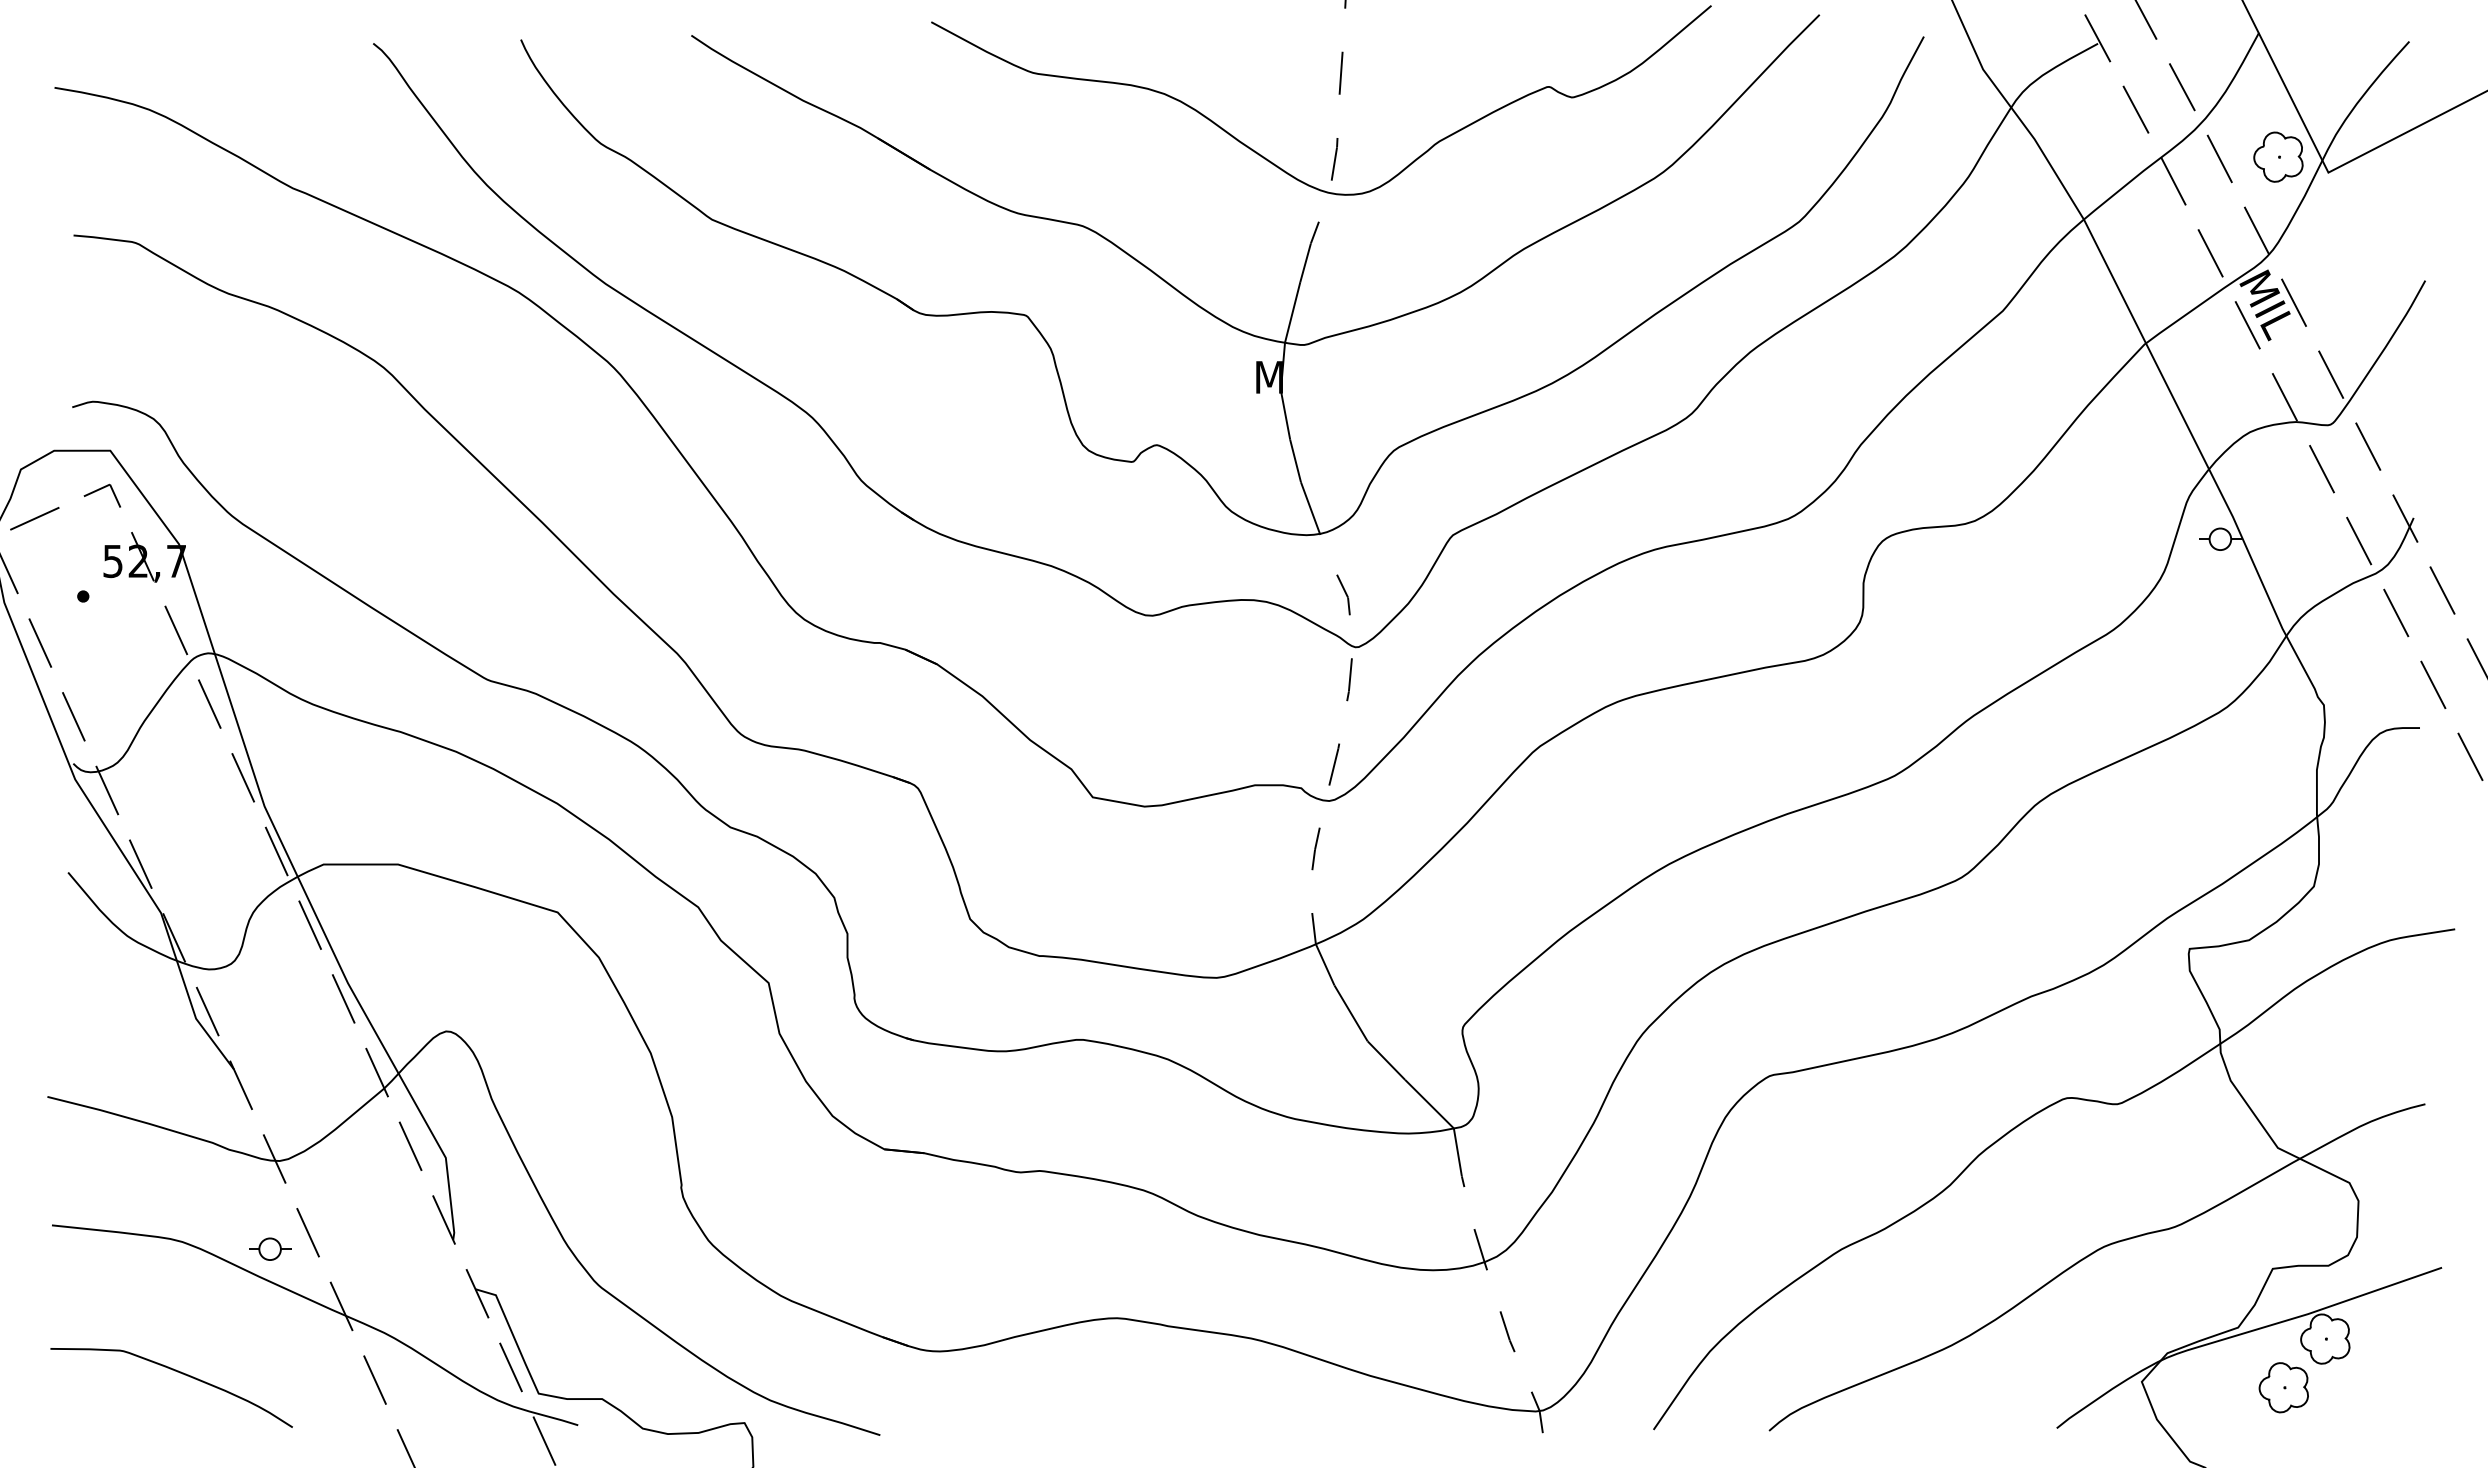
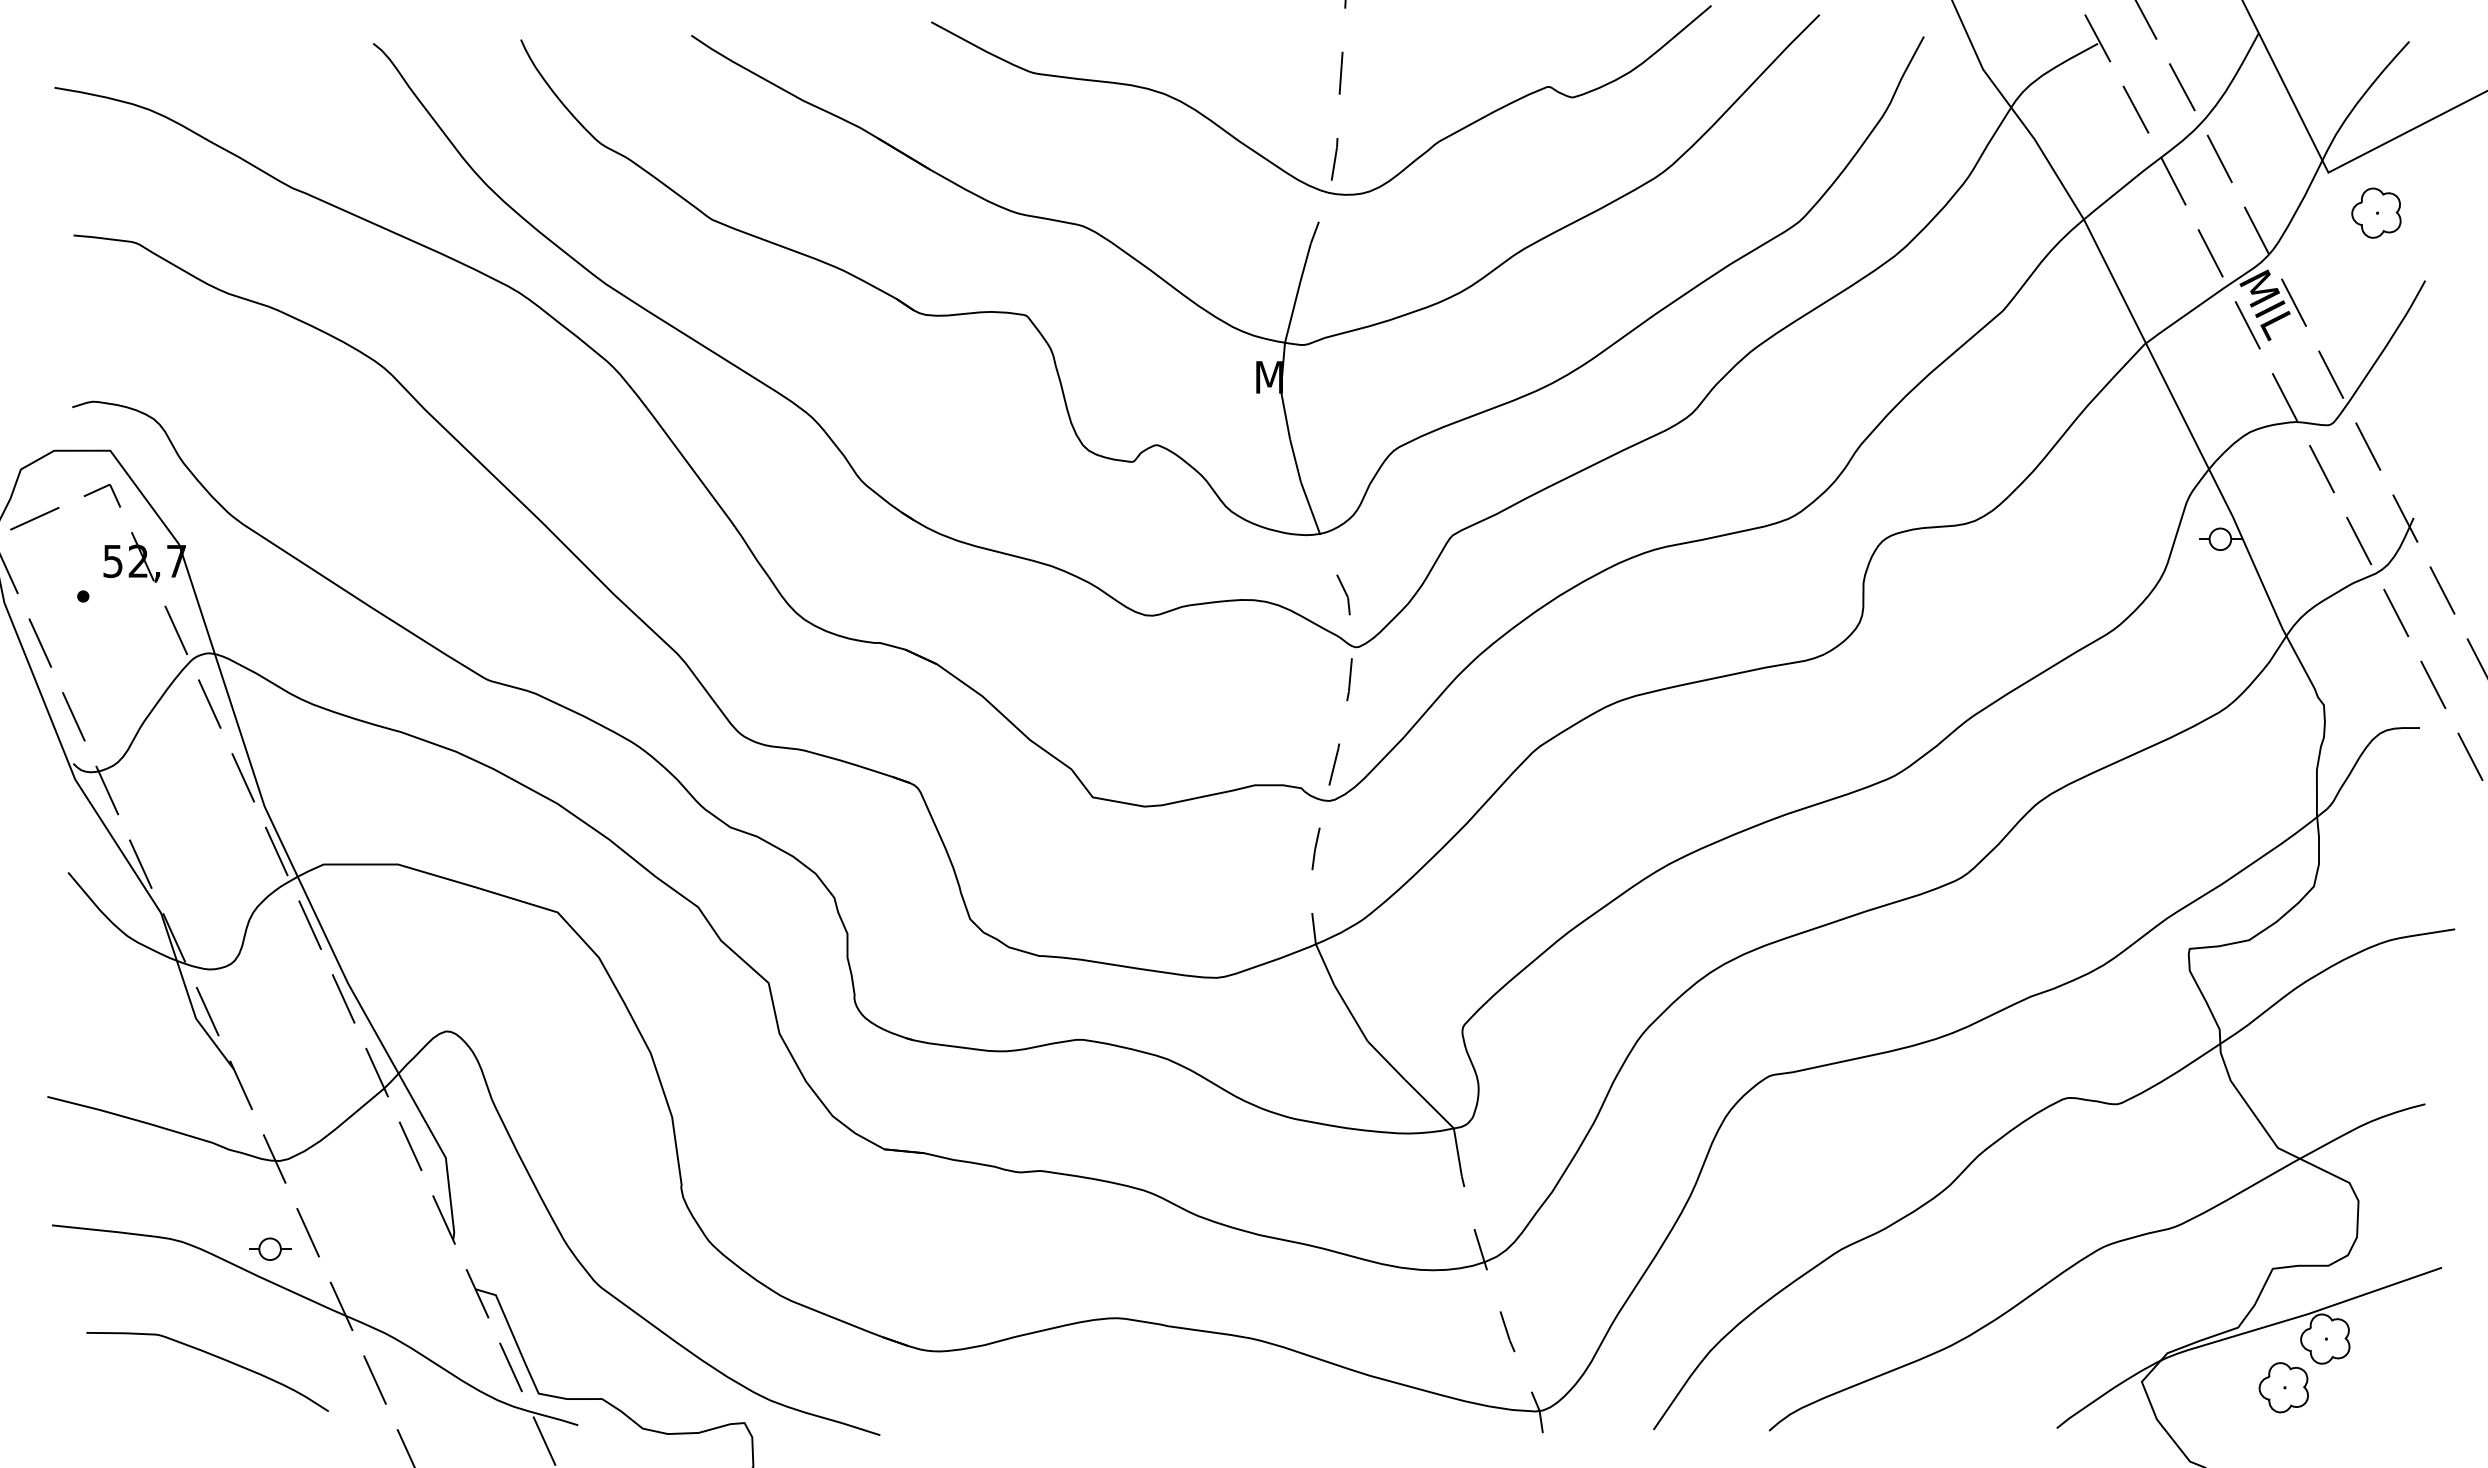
part position: (2278, 156) -> (2376, 212) (2376, 212)
curve position: (177, 1372) -> (213, 1356) (213, 1356)
